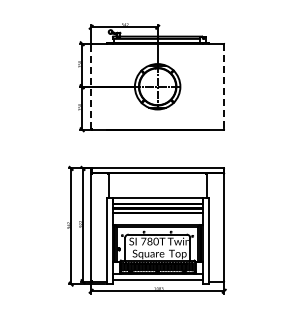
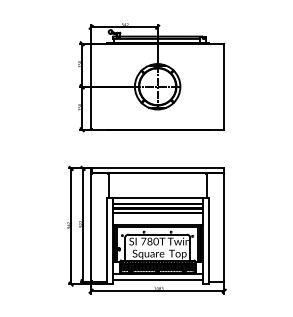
line: dashed -> solid (91, 86)
line: dashed -> solid (224, 86)
